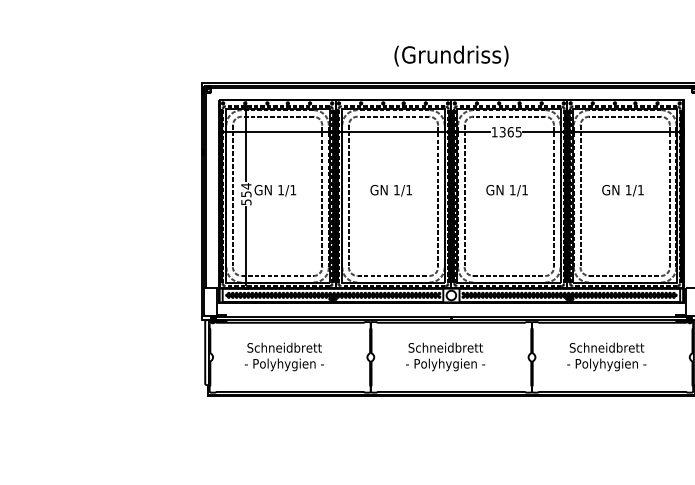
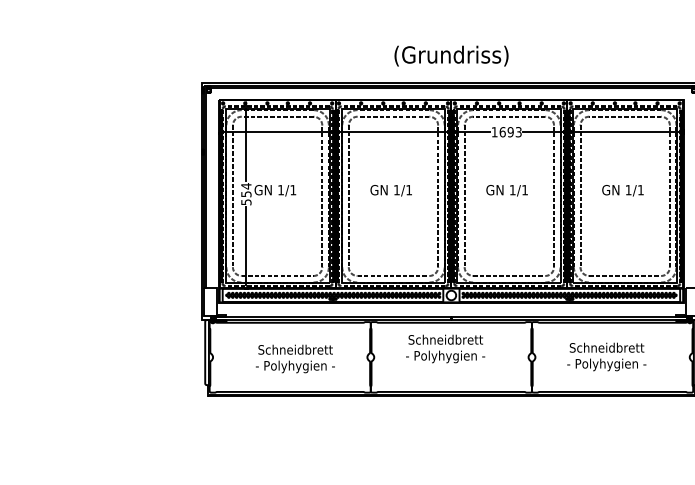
text: 1365 -> 1693 (510, 132)
text position: (284, 356) -> (295, 358) (295, 358)
text position: (445, 356) -> (445, 348) (445, 348)
